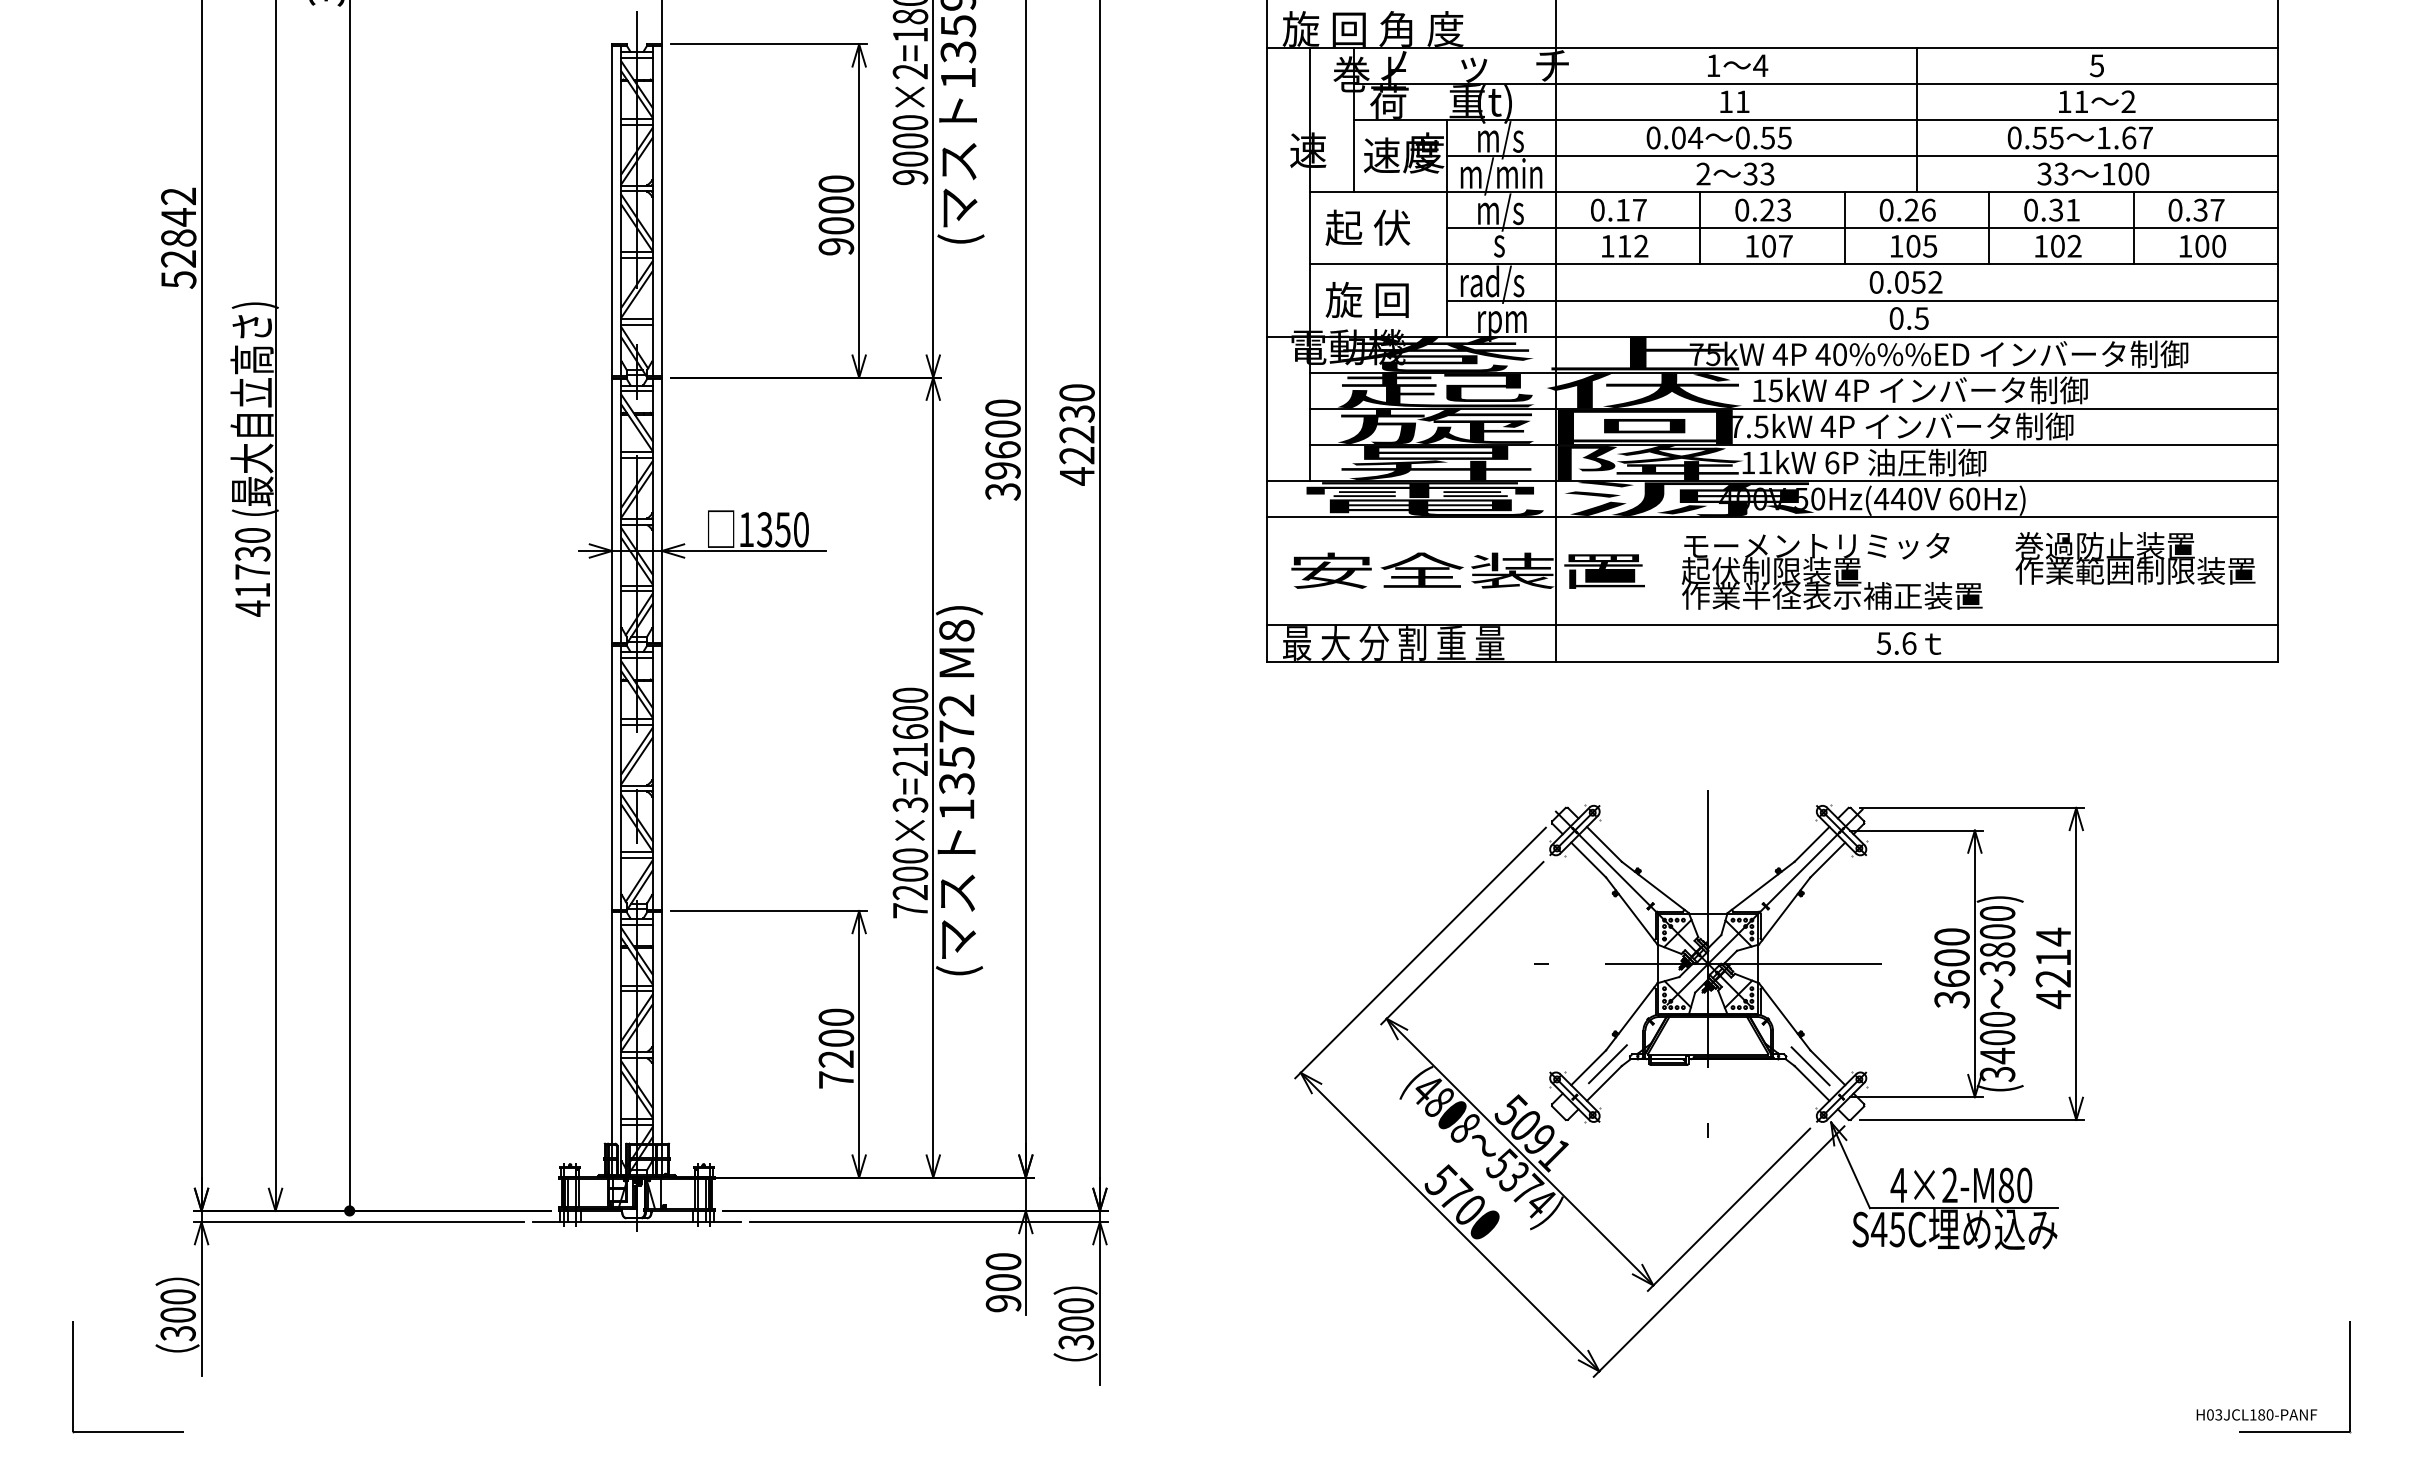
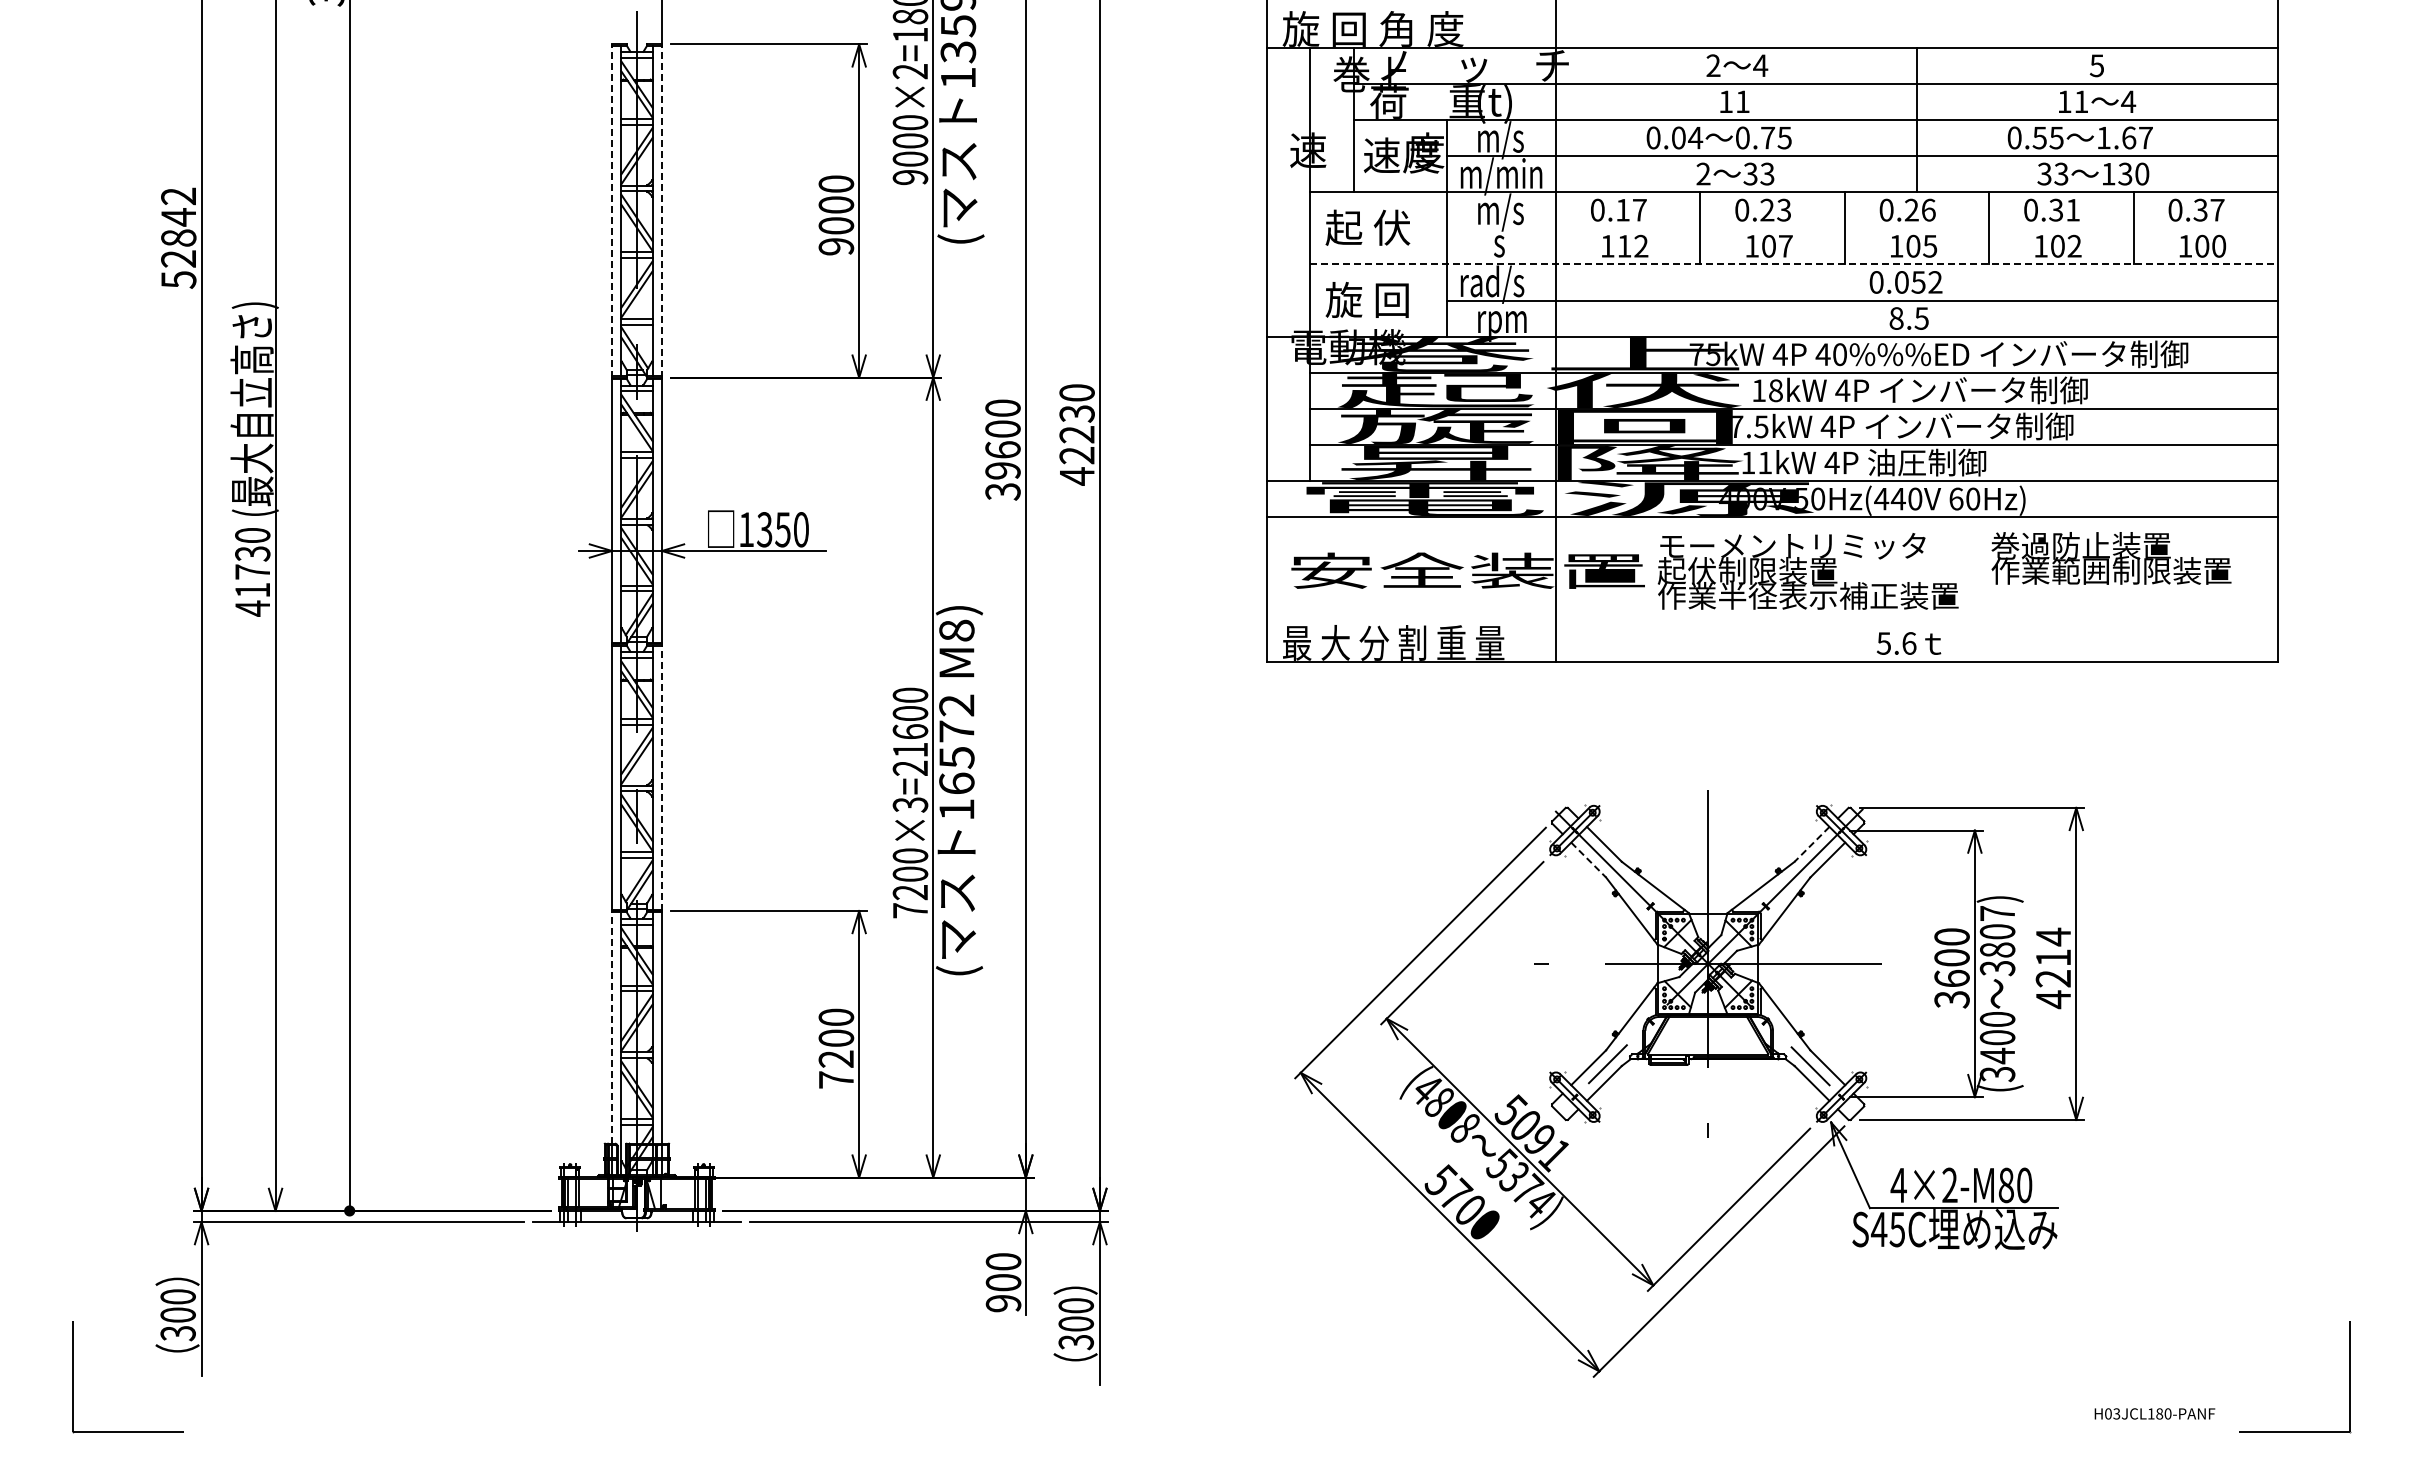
text: 1 -> 2 (1713, 65)
text: 2 -> 4 (2128, 101)
text: 0.55 -> 0.75 (1767, 138)
text: 100 -> 130 (2125, 173)
line: solid -> dashed (611, 211)
line: solid -> dashed (661, 211)
line: present -> none (1862, 228)
line: solid -> dashed (1794, 264)
text: 0.5 -> 8.5 (1896, 318)
text: 15kW -> 18kW (1775, 390)
text: 6P -> 4P (1831, 462)
text position: (1968, 570) -> (1944, 570) (1944, 570)
line: present -> none (1771, 625)
line: solid -> dashed (661, 777)
text: 13572 -> 16572 (956, 783)
line: solid -> dashed (1812, 844)
line: solid -> dashed (1588, 860)
text: 3800) -> 3807) (1997, 913)
line: solid -> dashed (611, 1026)
text position: (2256, 1414) -> (2154, 1413) (2154, 1413)
